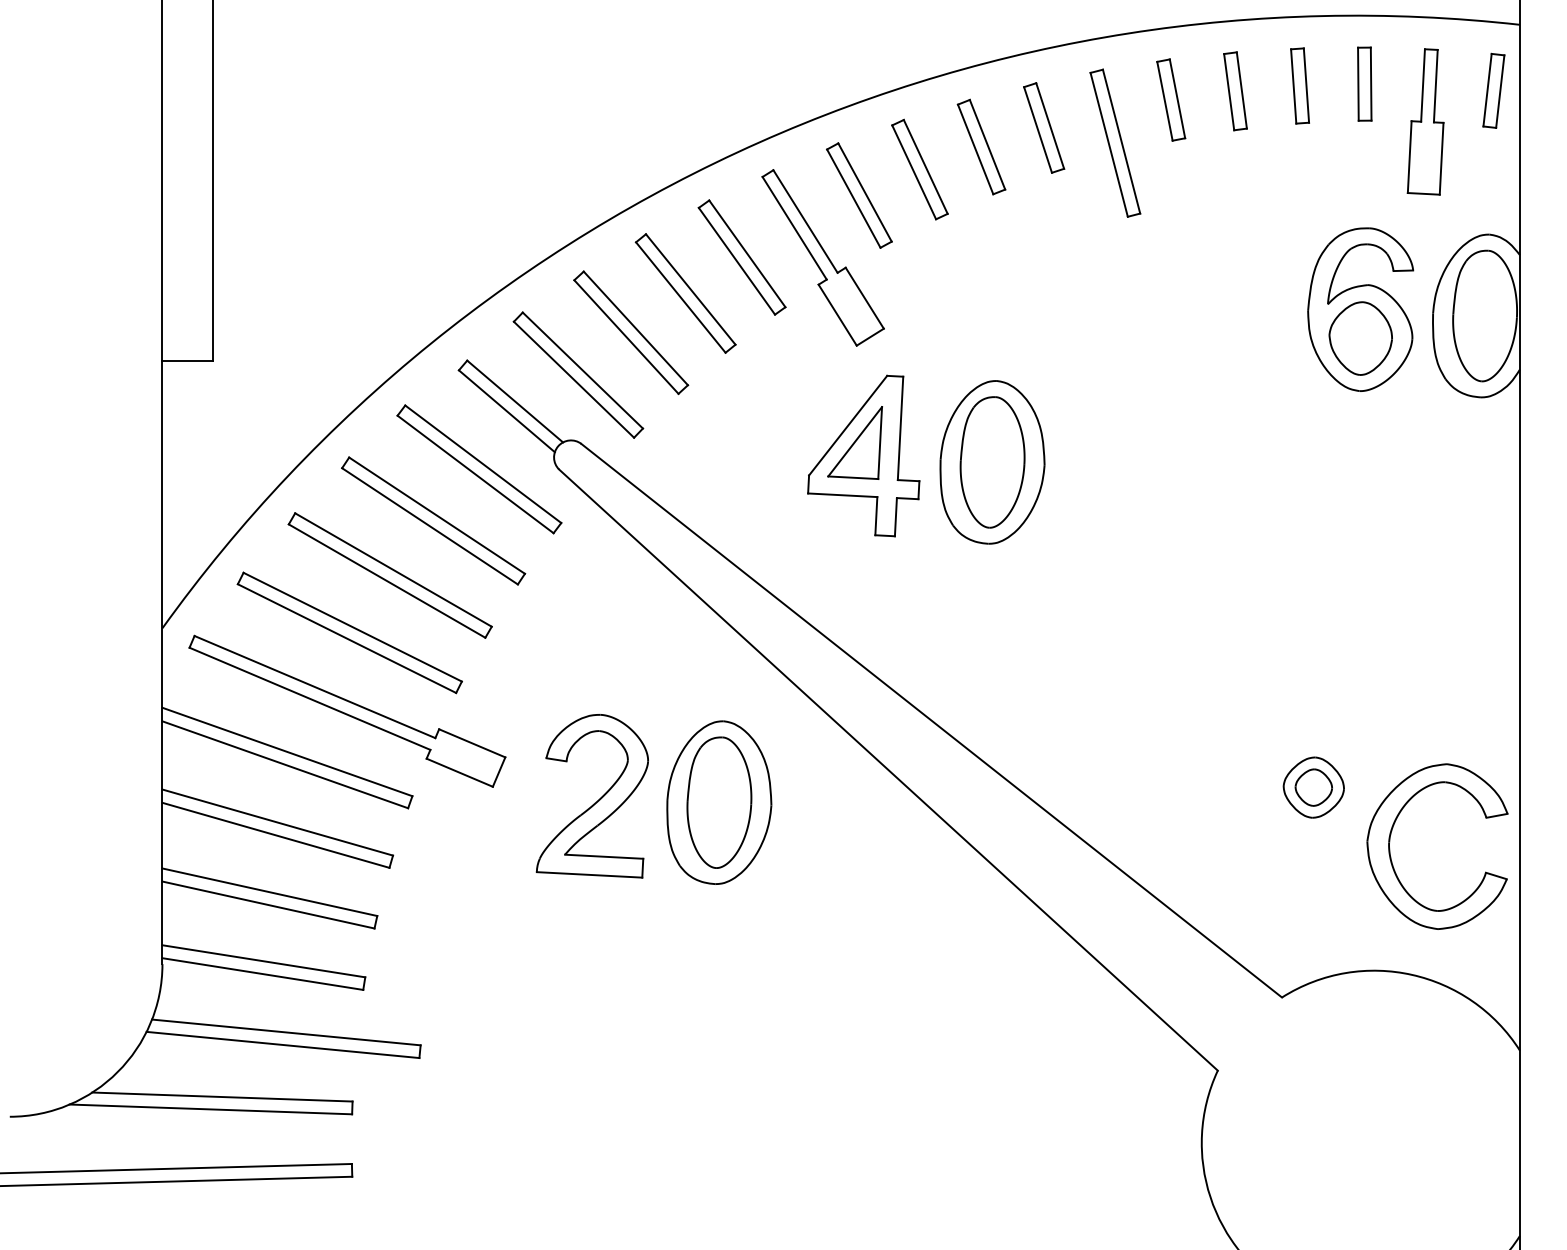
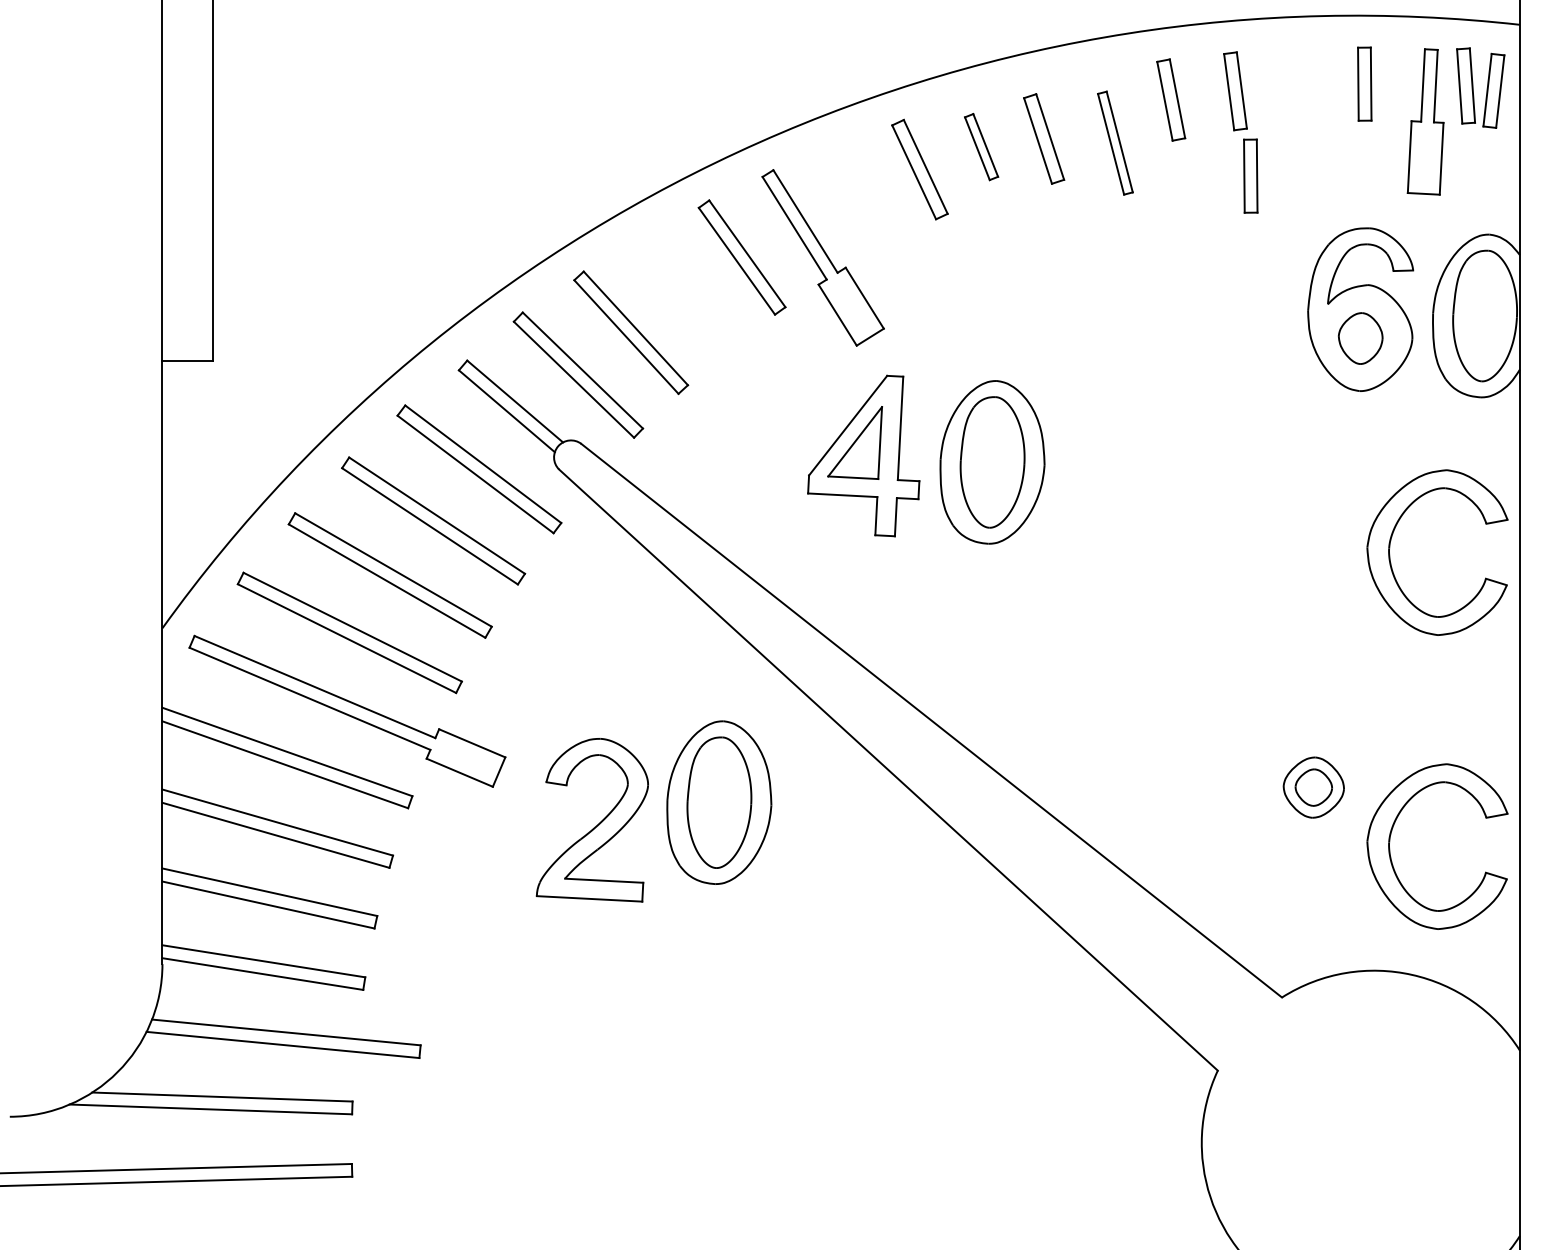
part position: (1299, 85) -> (1465, 85) (1465, 85)
part position: (1044, 127) -> (1044, 138) (1044, 138)
part size: 53x150 px -> 37x106 px (1115, 142)
part size: 51x98 px -> 36x69 px (981, 147)
part: none -> present (1250, 175)
part: present -> none (859, 195)
part: present -> none (685, 293)
part size: 65x75 px -> 47x53 px (1360, 338)
part: none -> present (1390, 554)
part position: (594, 802) -> (594, 826) (594, 826)
